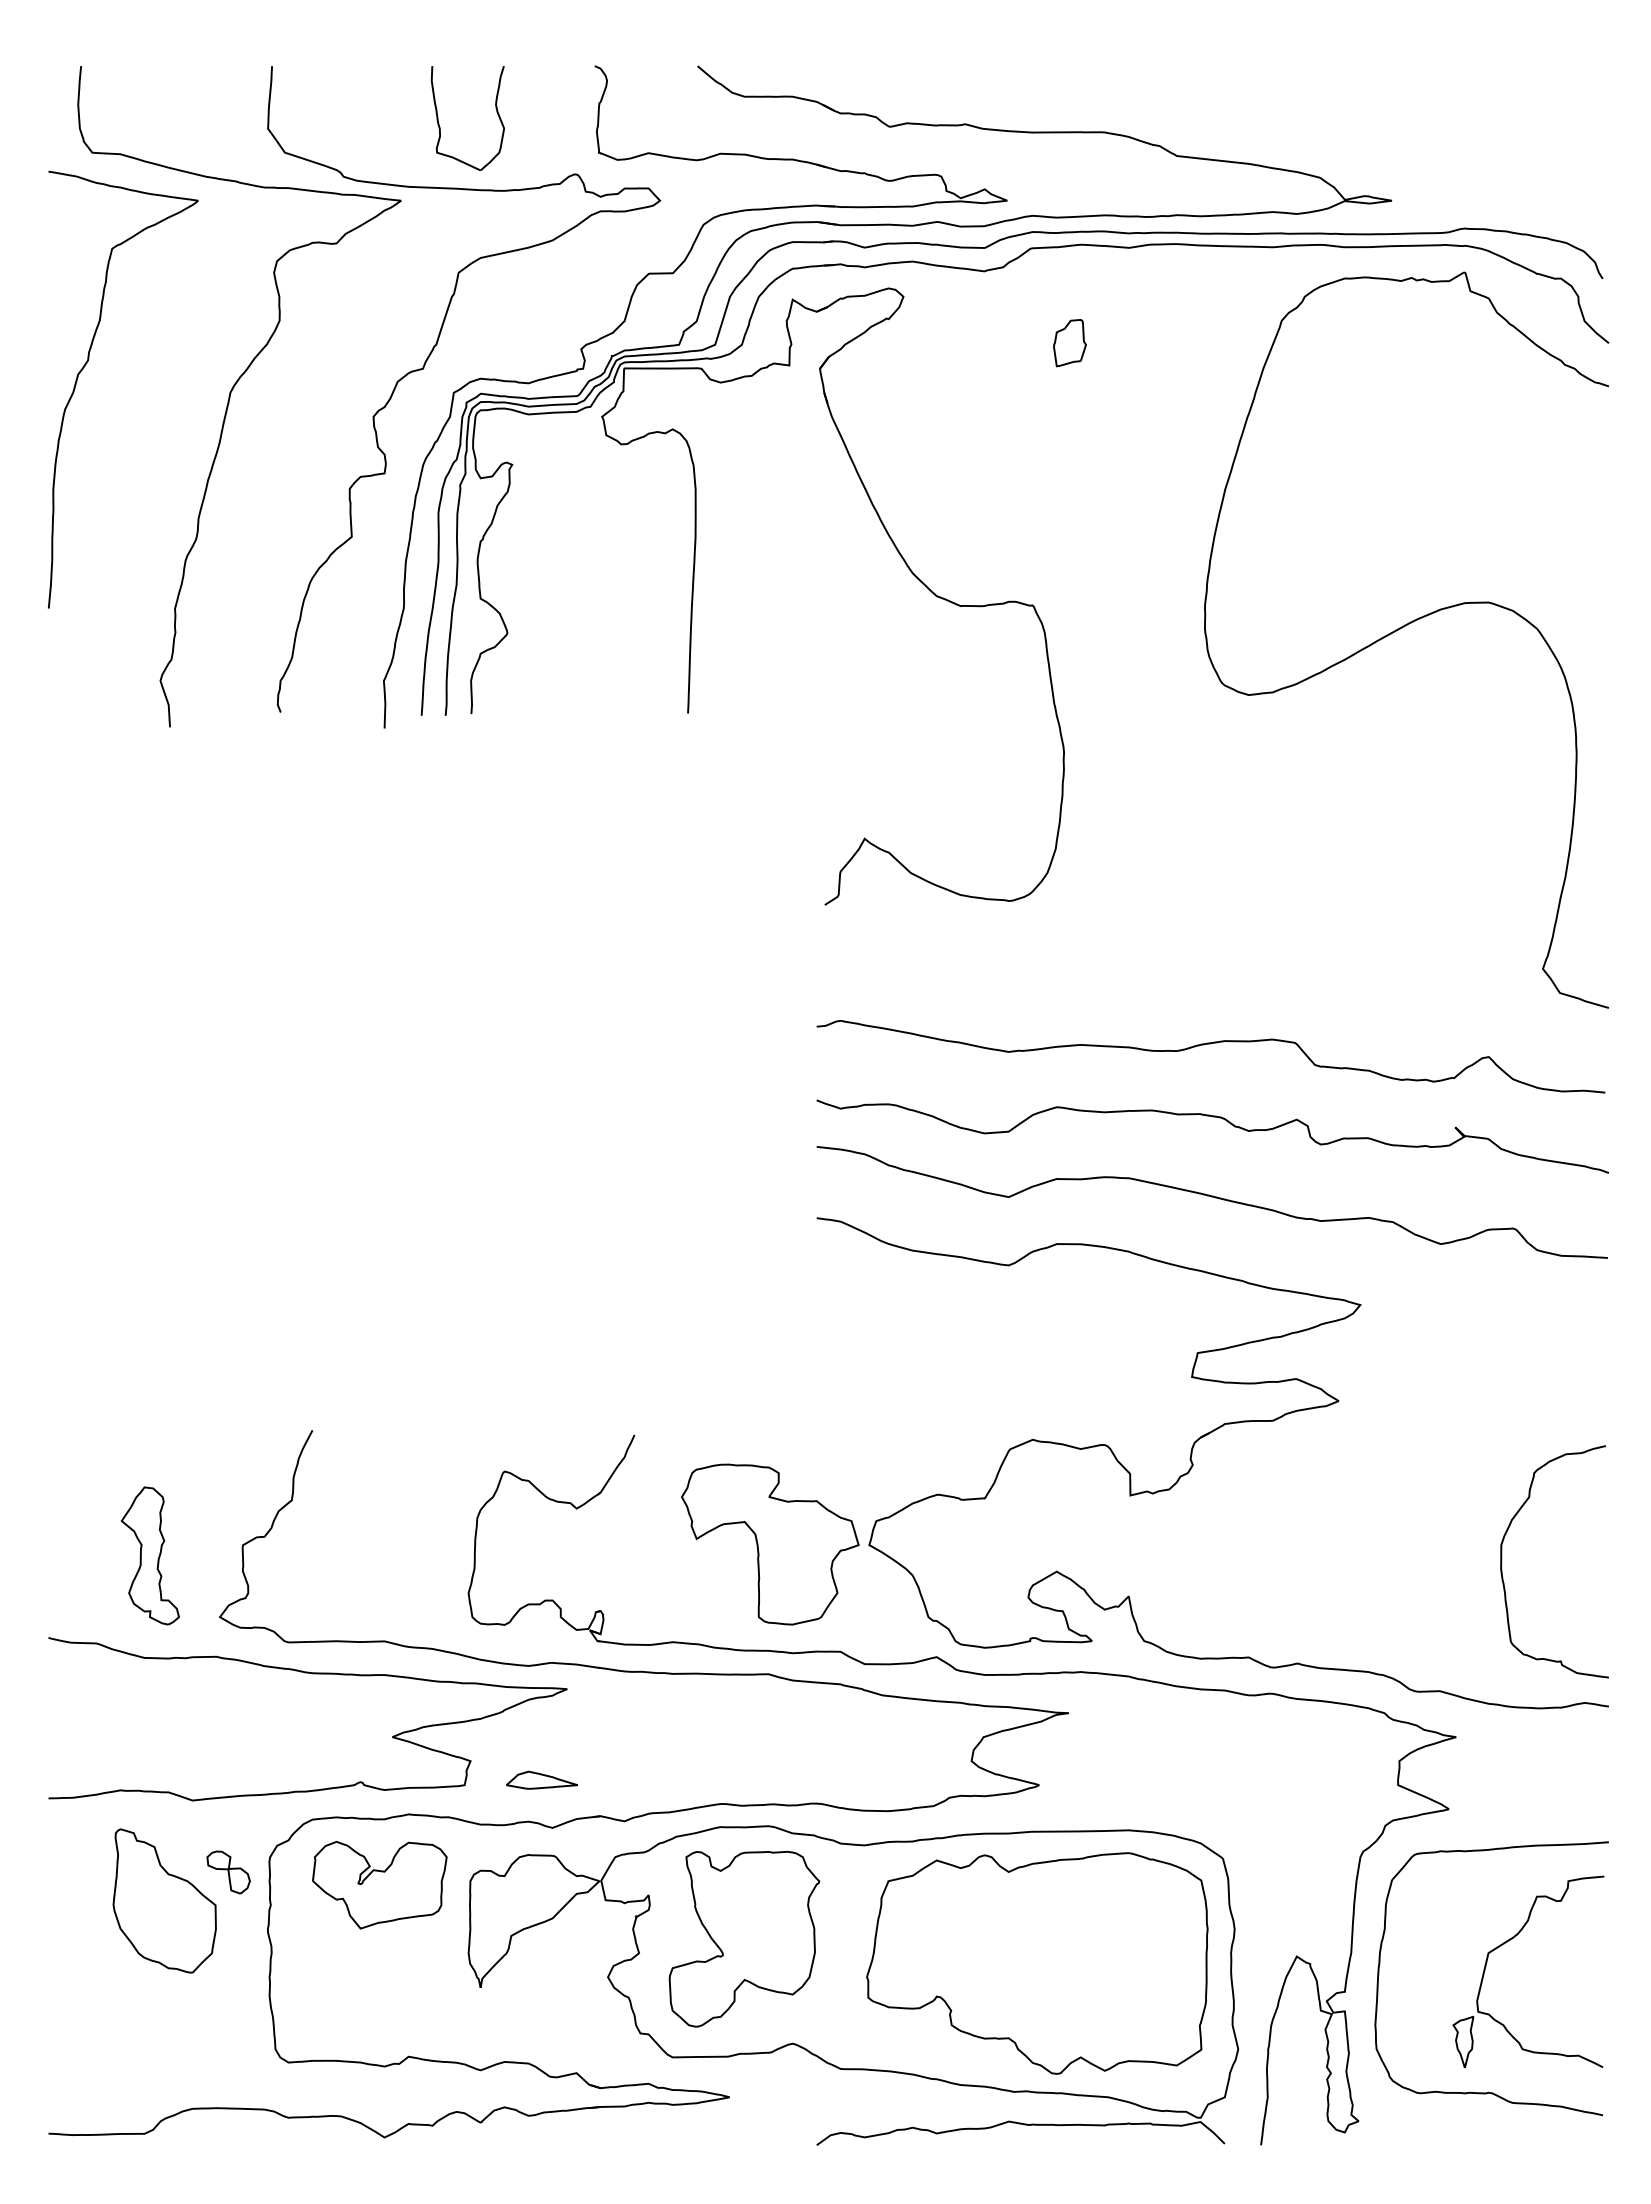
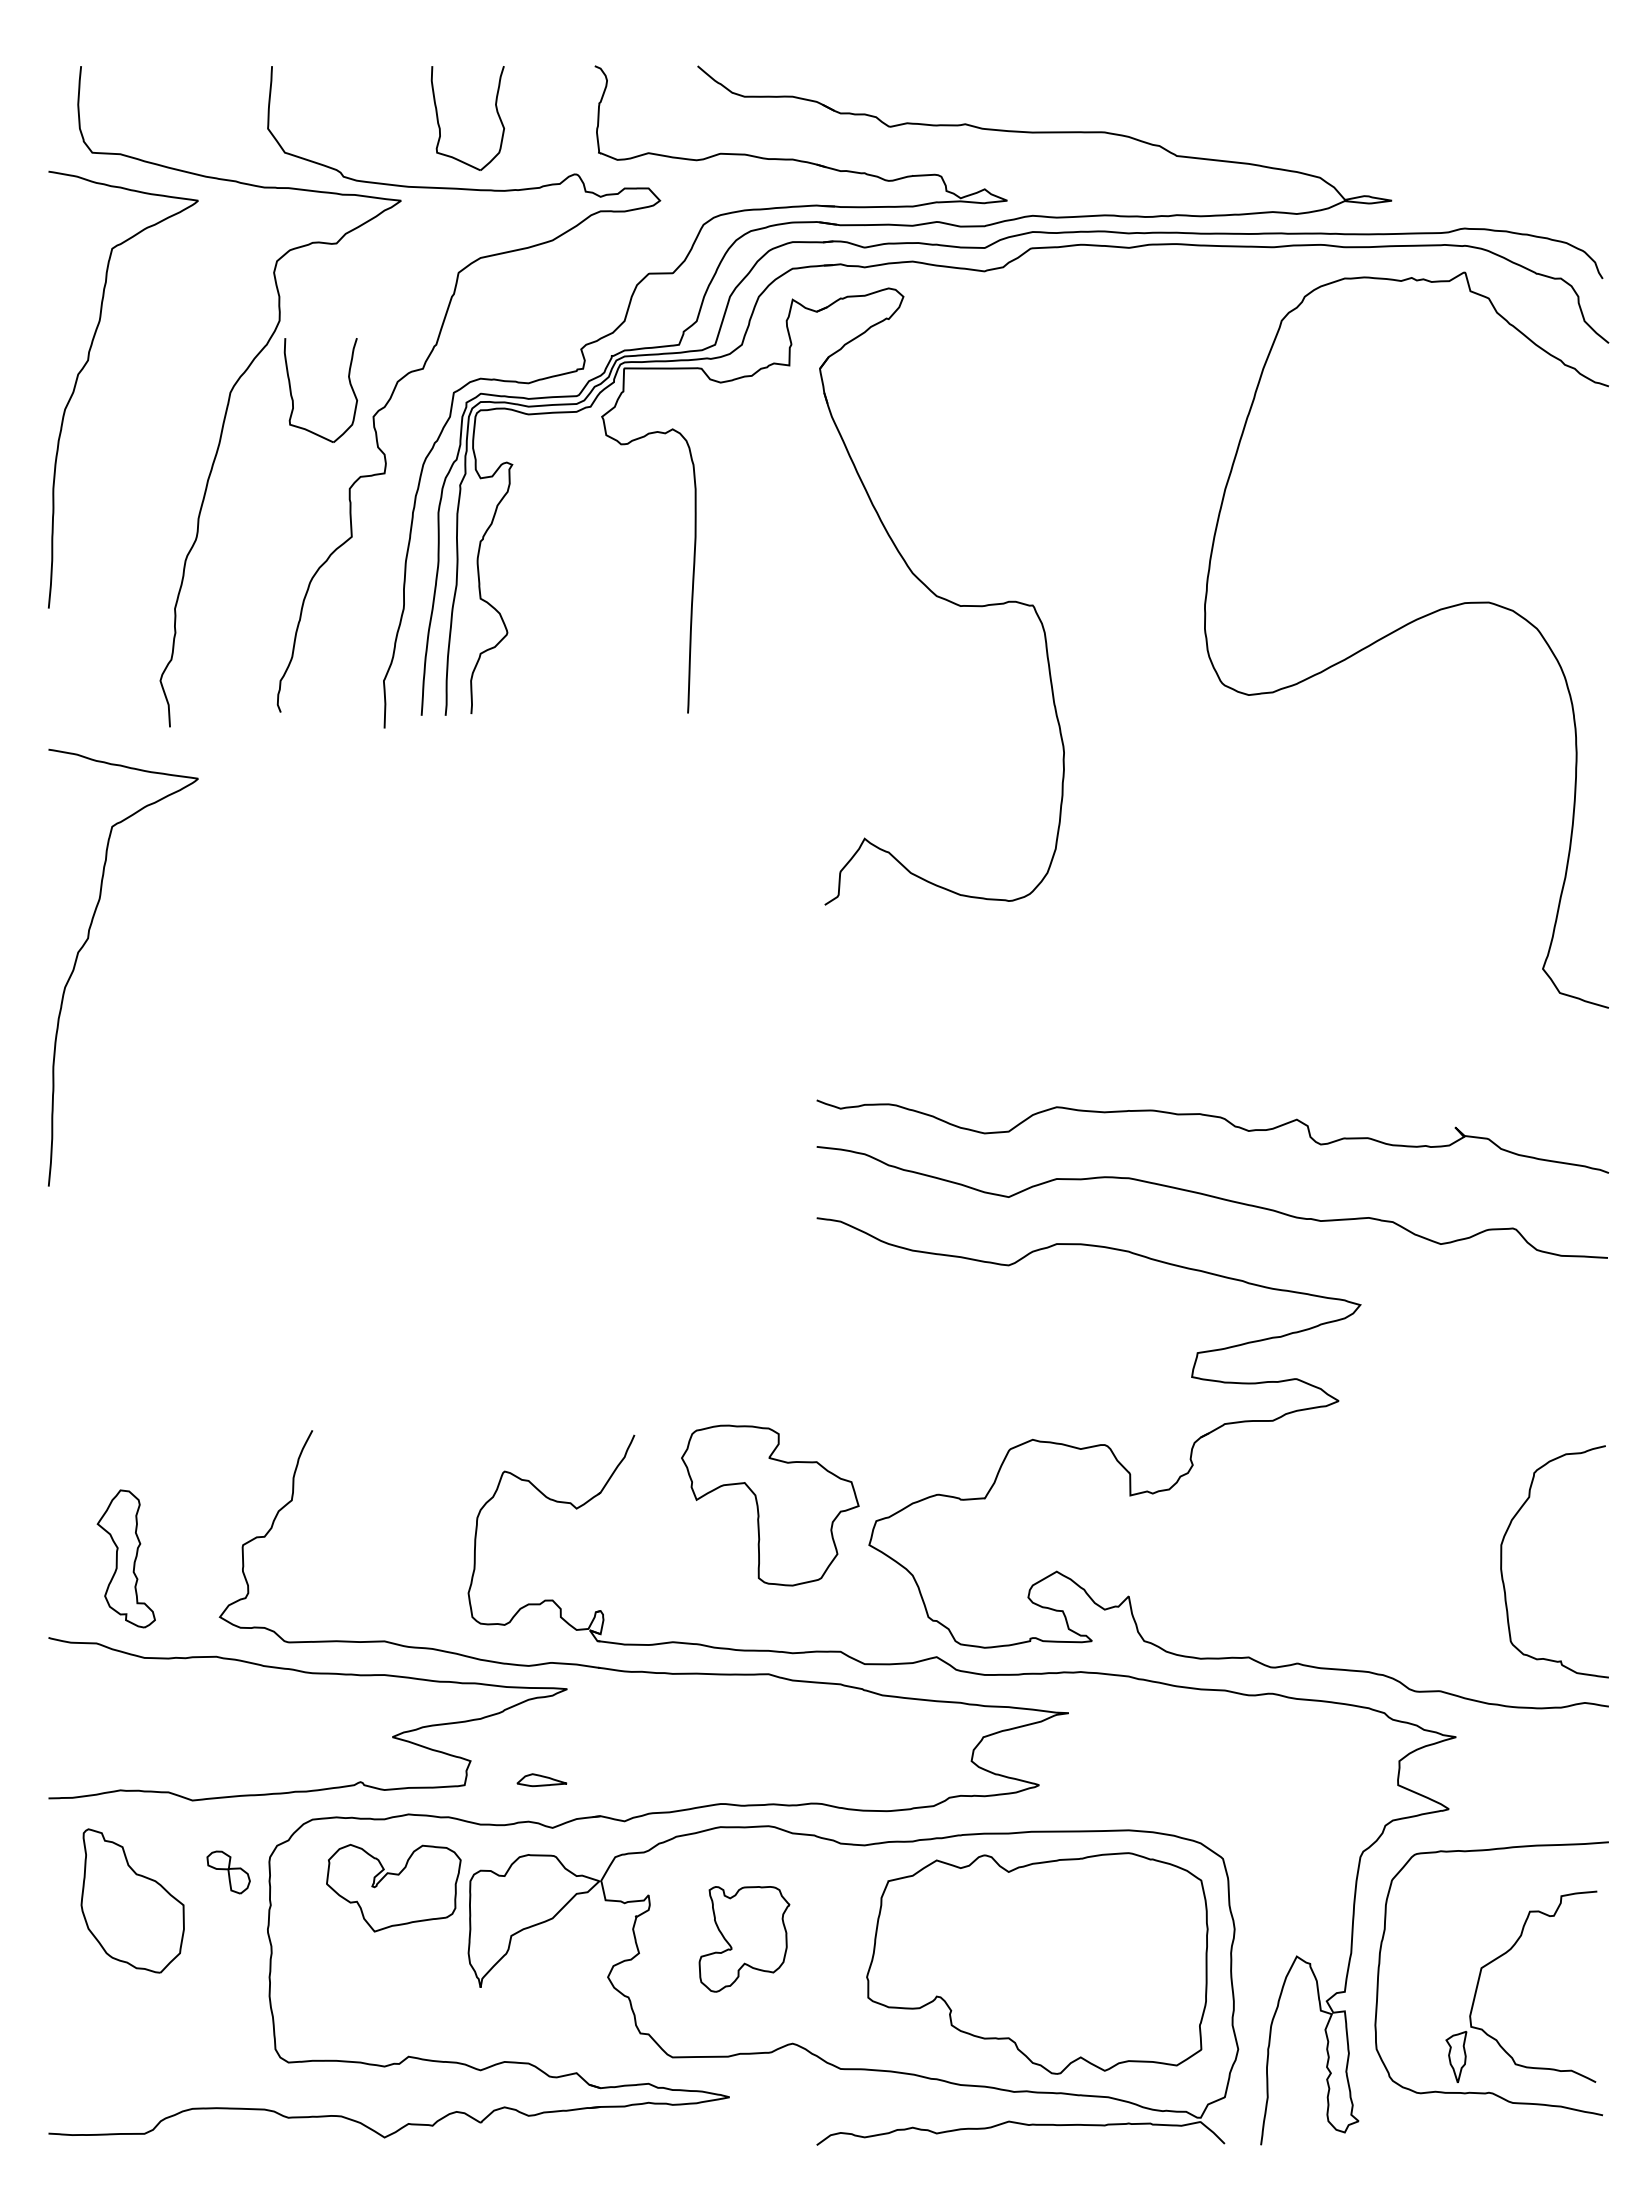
part: present -> none (1069, 343)
part: none -> present (293, 398)
curve: none -> present (87, 941)
curve: present -> none (1210, 1044)
part position: (770, 1544) -> (770, 1505) (770, 1505)
part position: (149, 1555) -> (125, 1558) (125, 1558)
part size: 72x20 px -> 52x15 px (541, 1780)
part position: (379, 1884) -> (393, 1887) (393, 1887)
part position: (164, 1900) -> (132, 1900) (132, 1900)
part size: 153x177 px -> 93x107 px (744, 1939)
part position: (1509, 1941) -> (1502, 1956) (1502, 1956)
